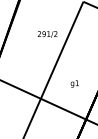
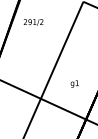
text position: (47, 34) -> (33, 22) (33, 22)
